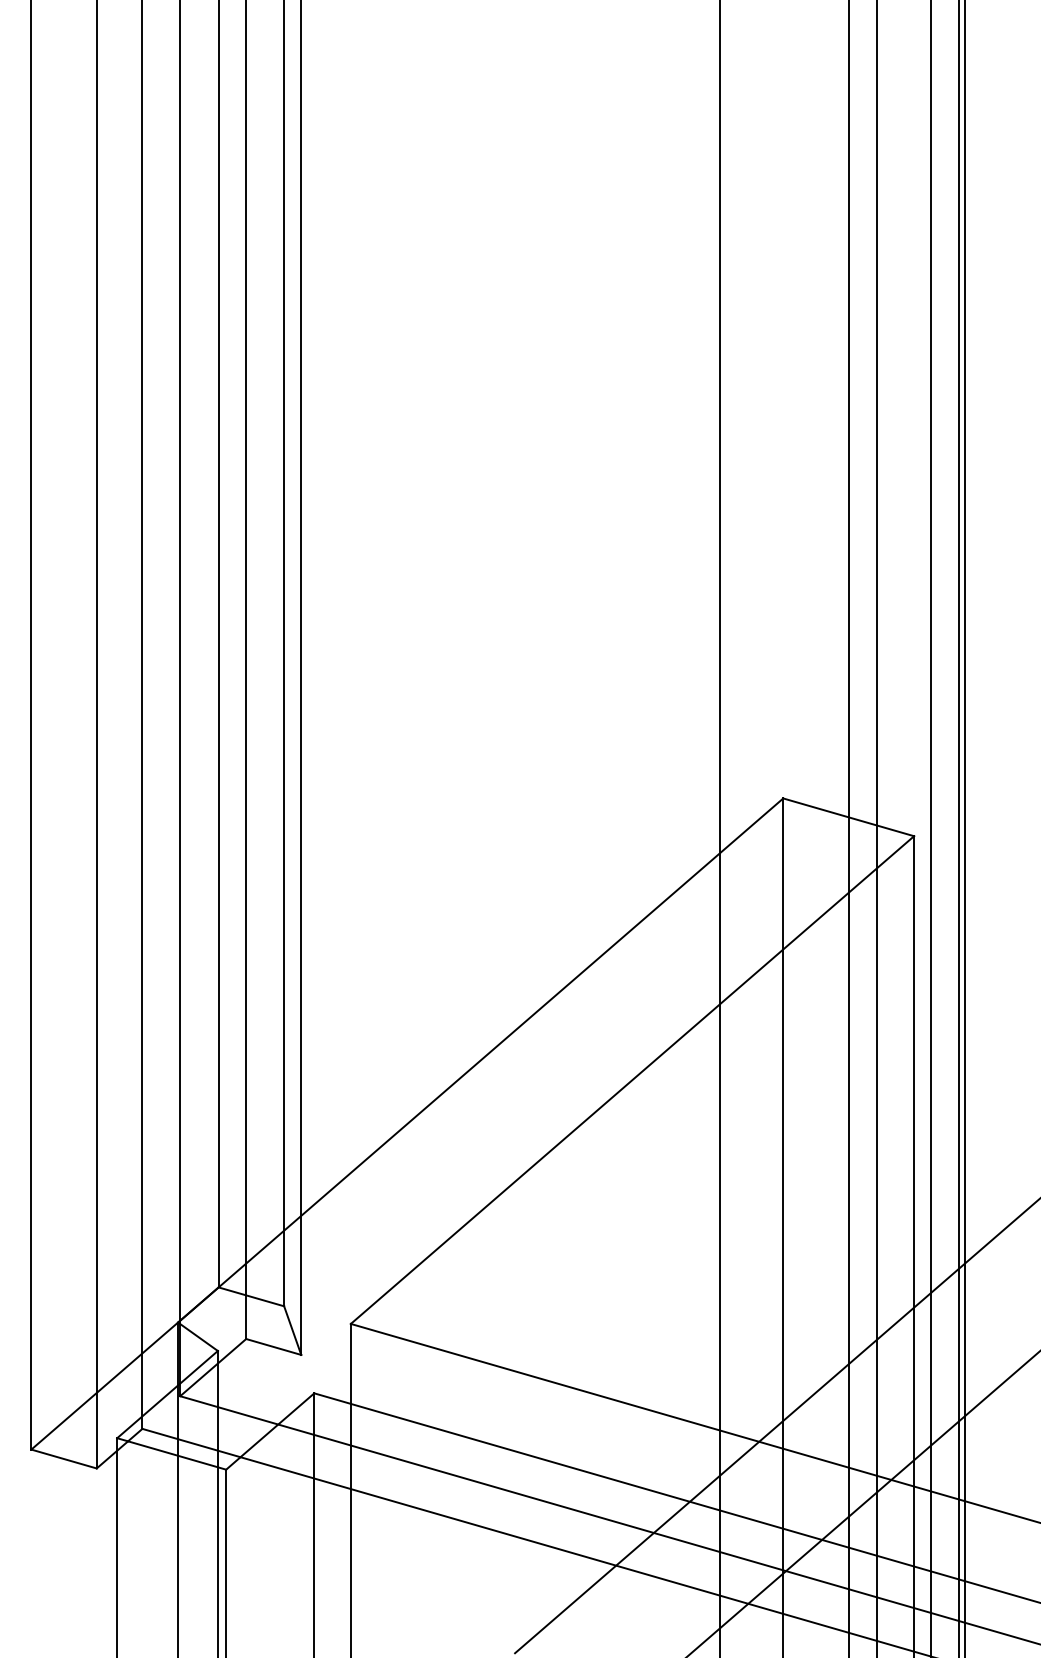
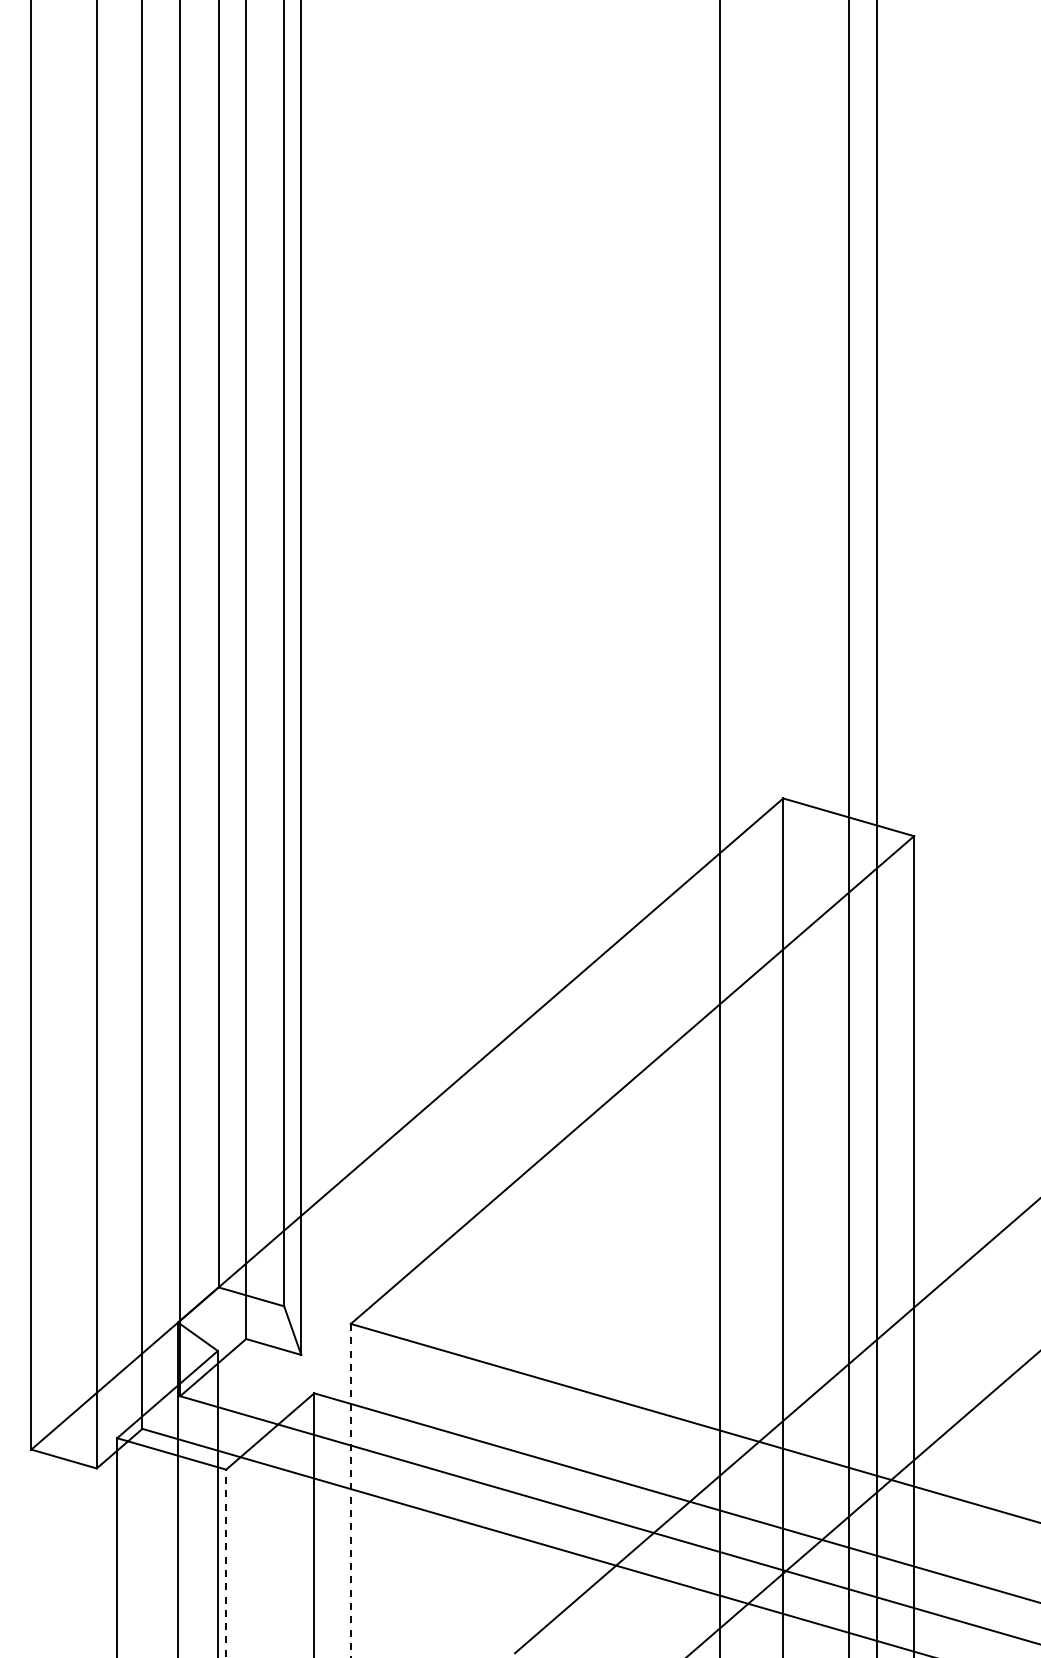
line: present -> none (930, 828)
line: present -> none (959, 828)
line: present -> none (965, 828)
line: solid -> dashed (350, 1490)
line: solid -> dashed (226, 1563)
